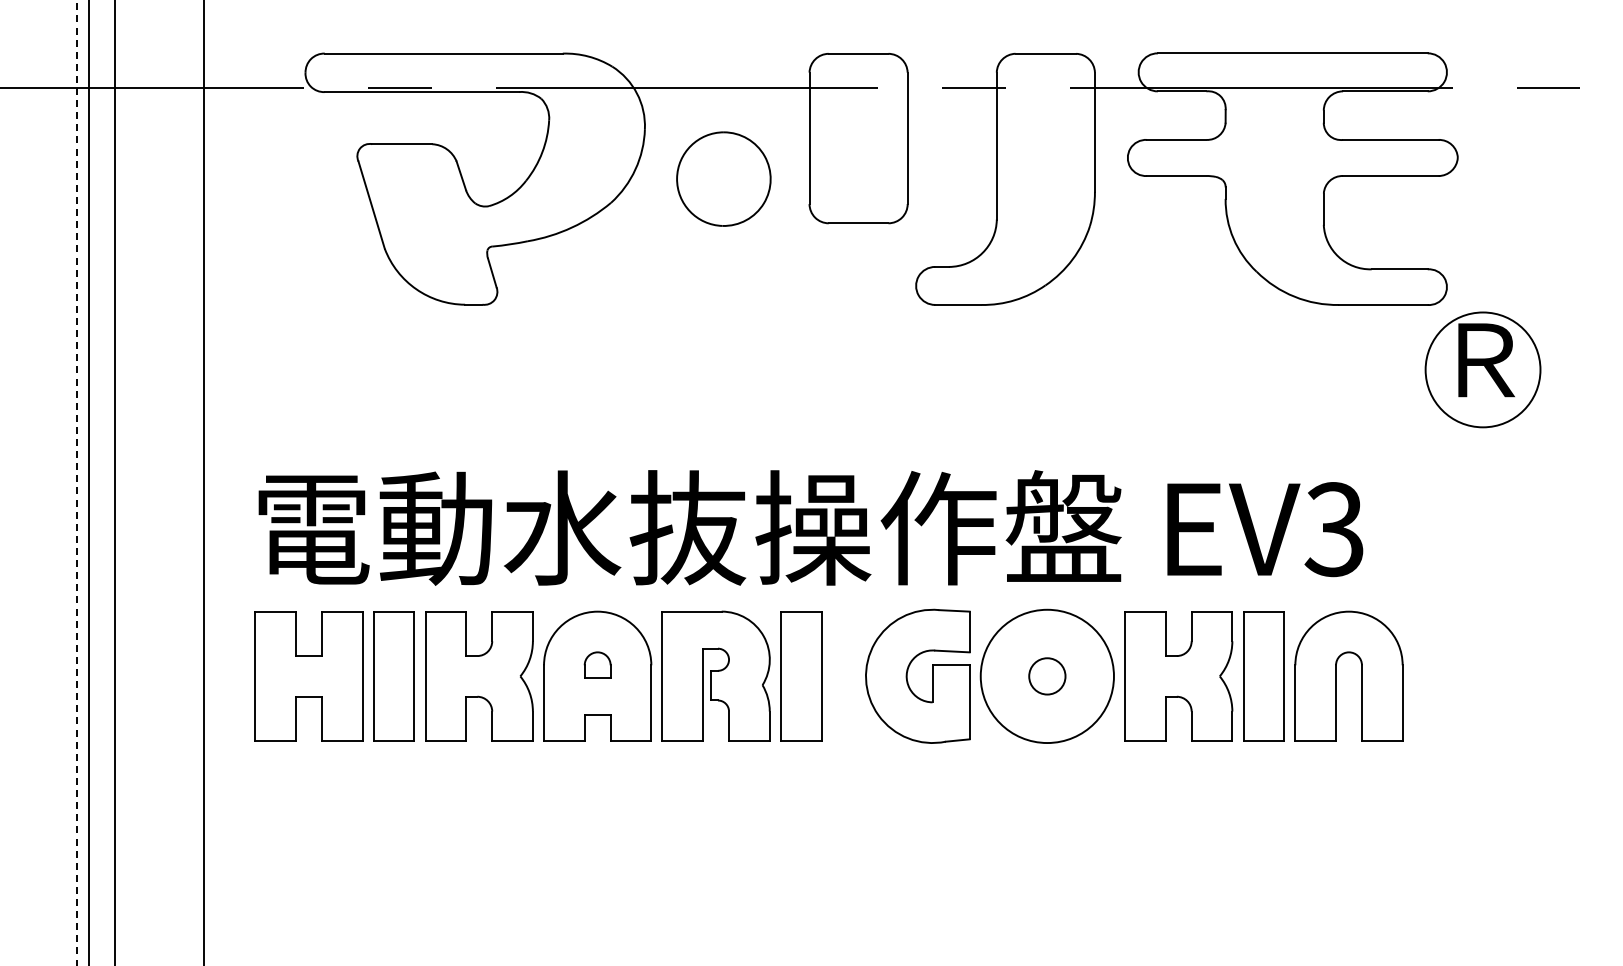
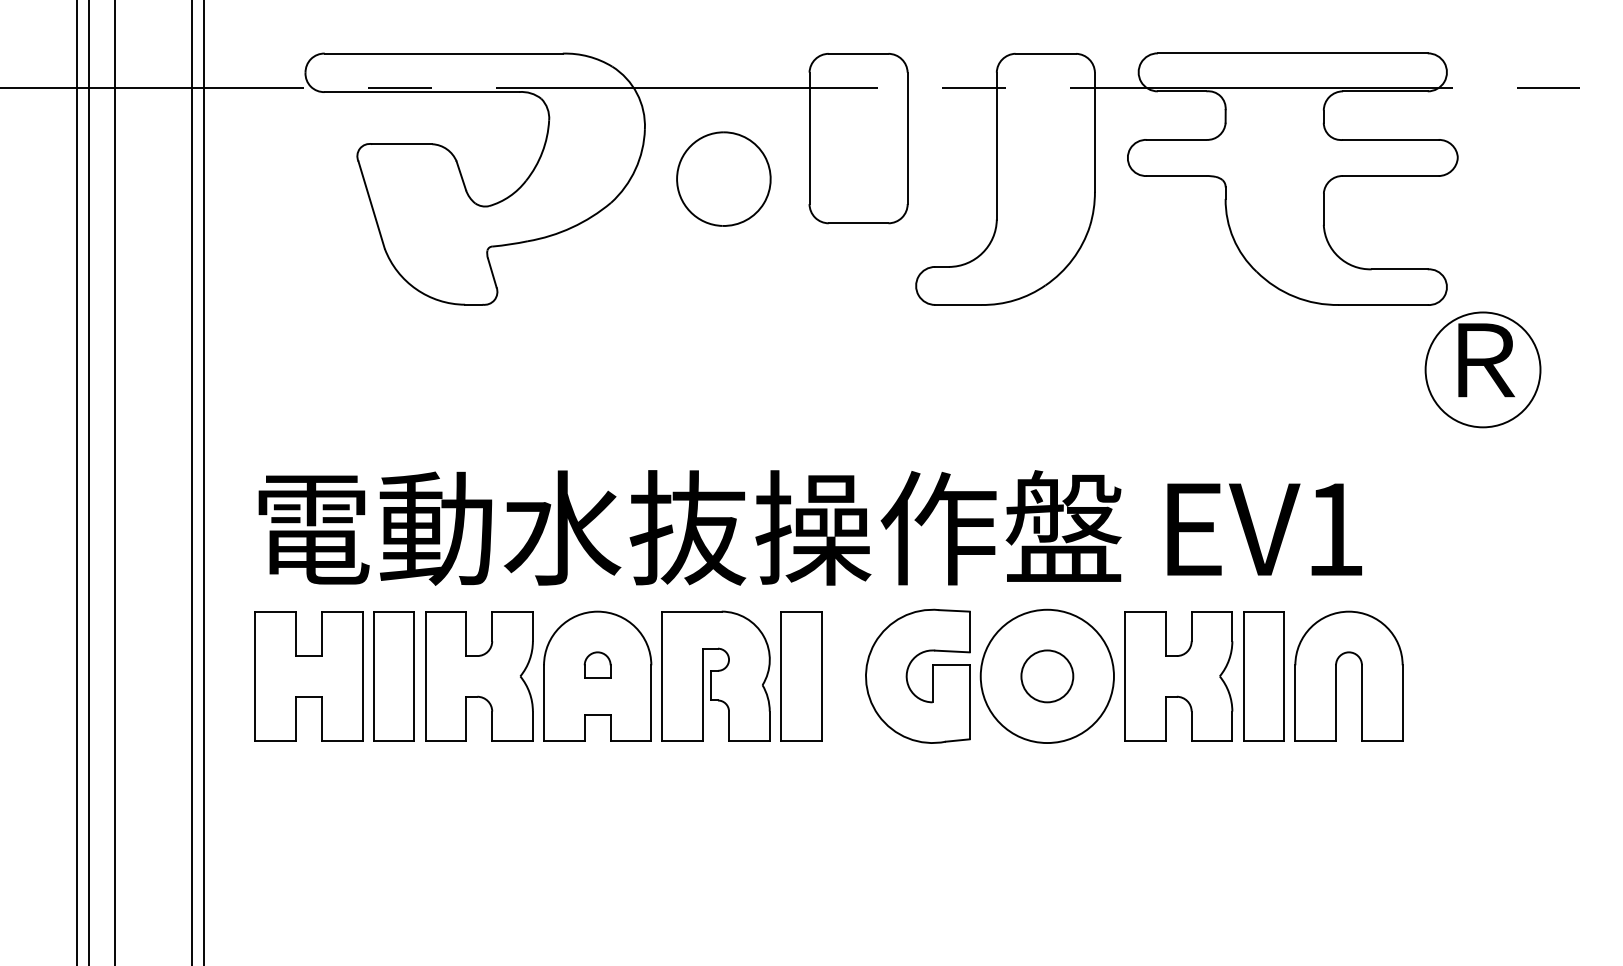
line: none -> present (191, 482)
line: dashed -> solid (76, 483)
text: EV3 -> EV1 (1333, 529)
circle diameter: 36 px -> 52 px (1047, 676)
